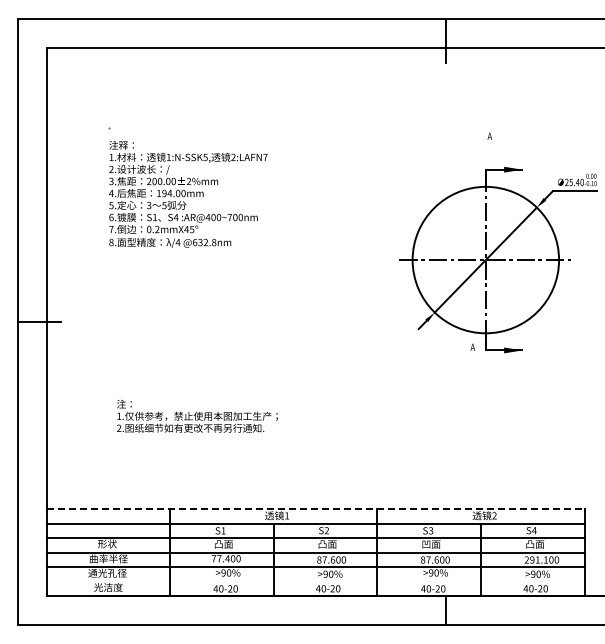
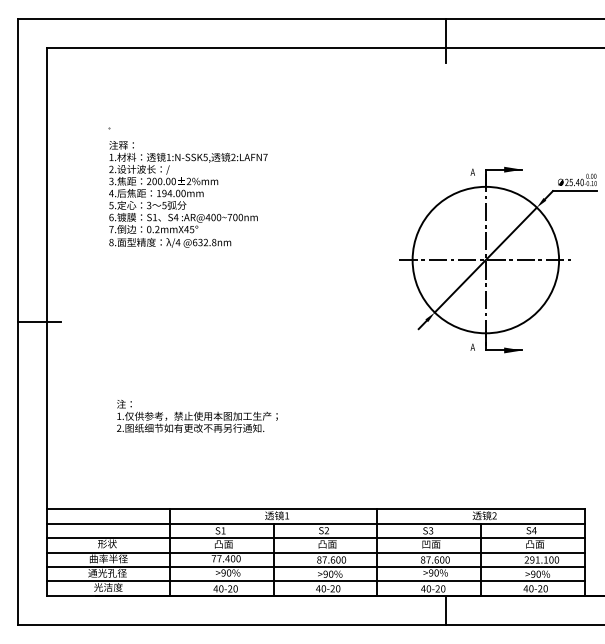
text position: (489, 135) -> (472, 171) (472, 171)
line: dashed -> solid (316, 509)
line: none -> present (315, 581)
